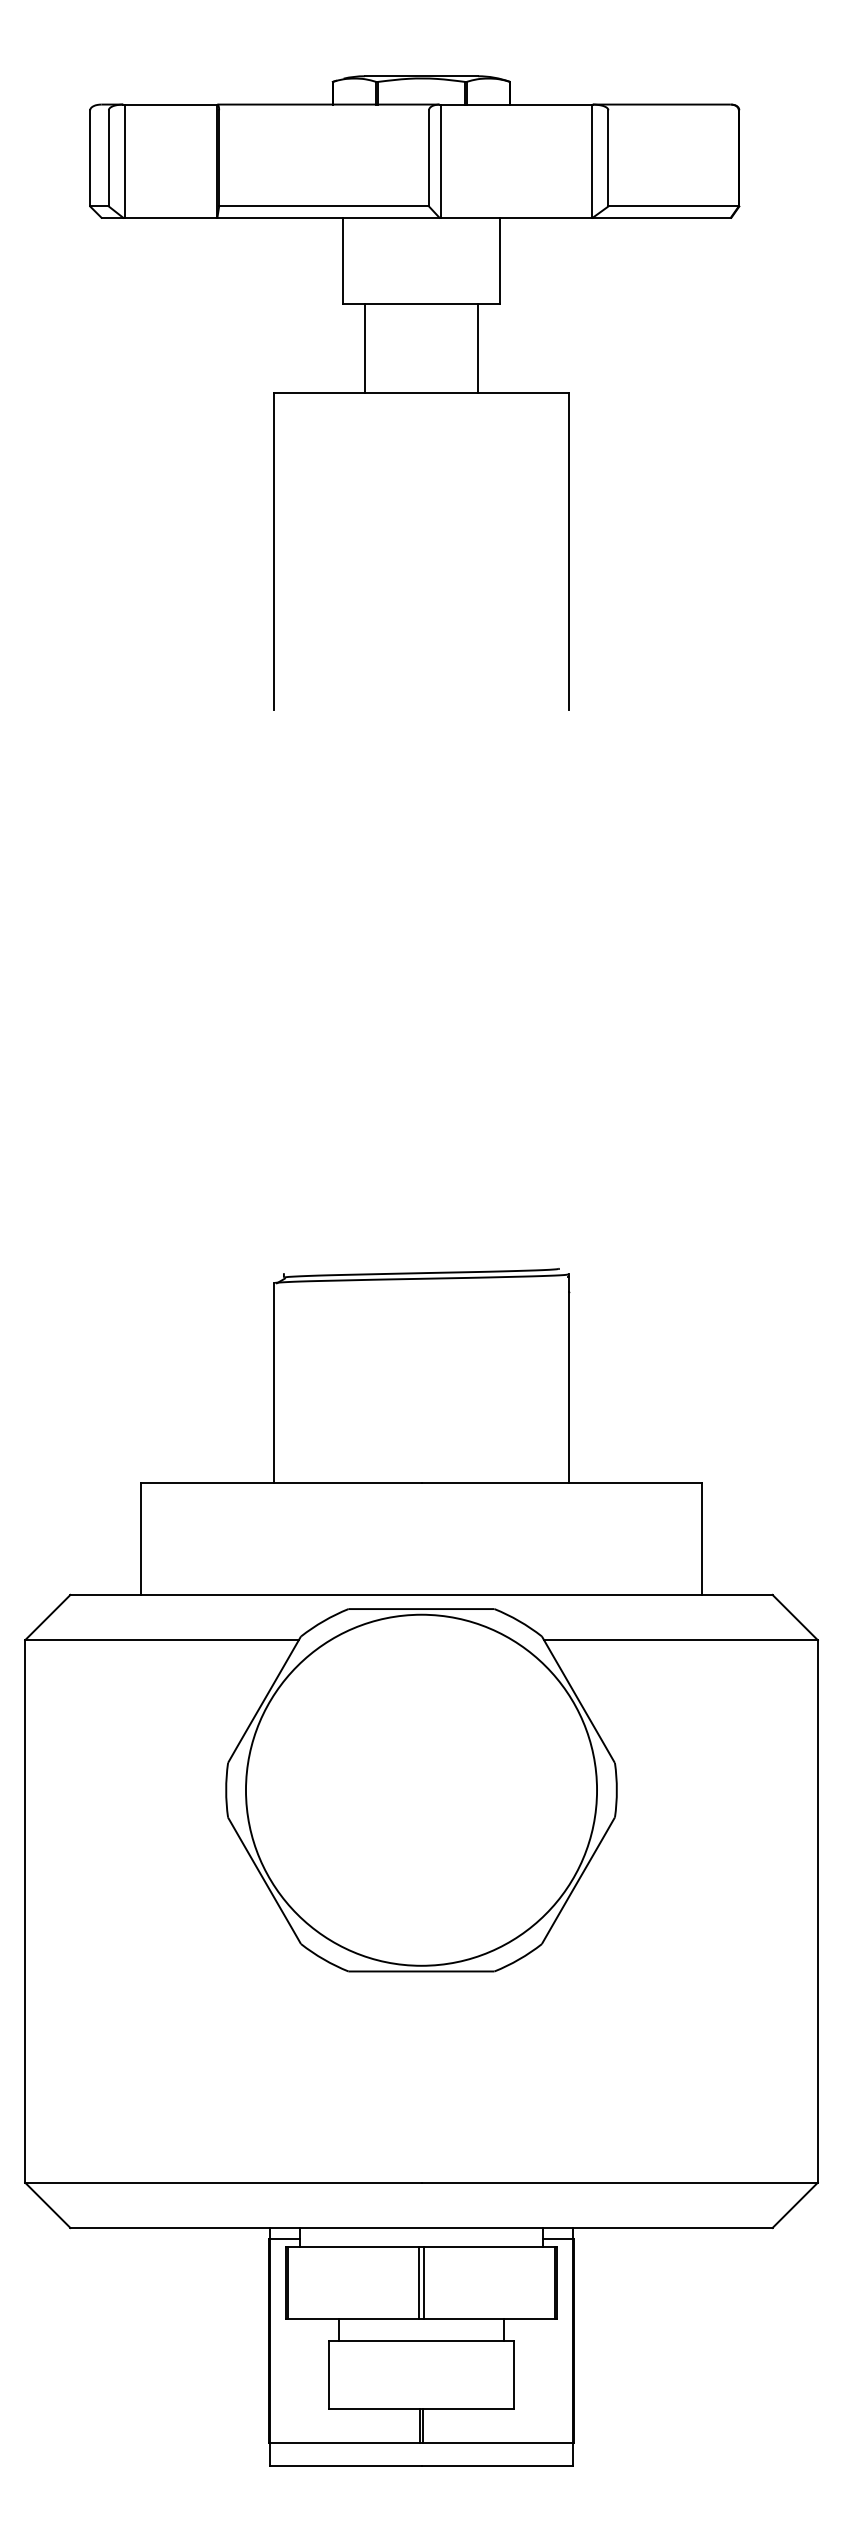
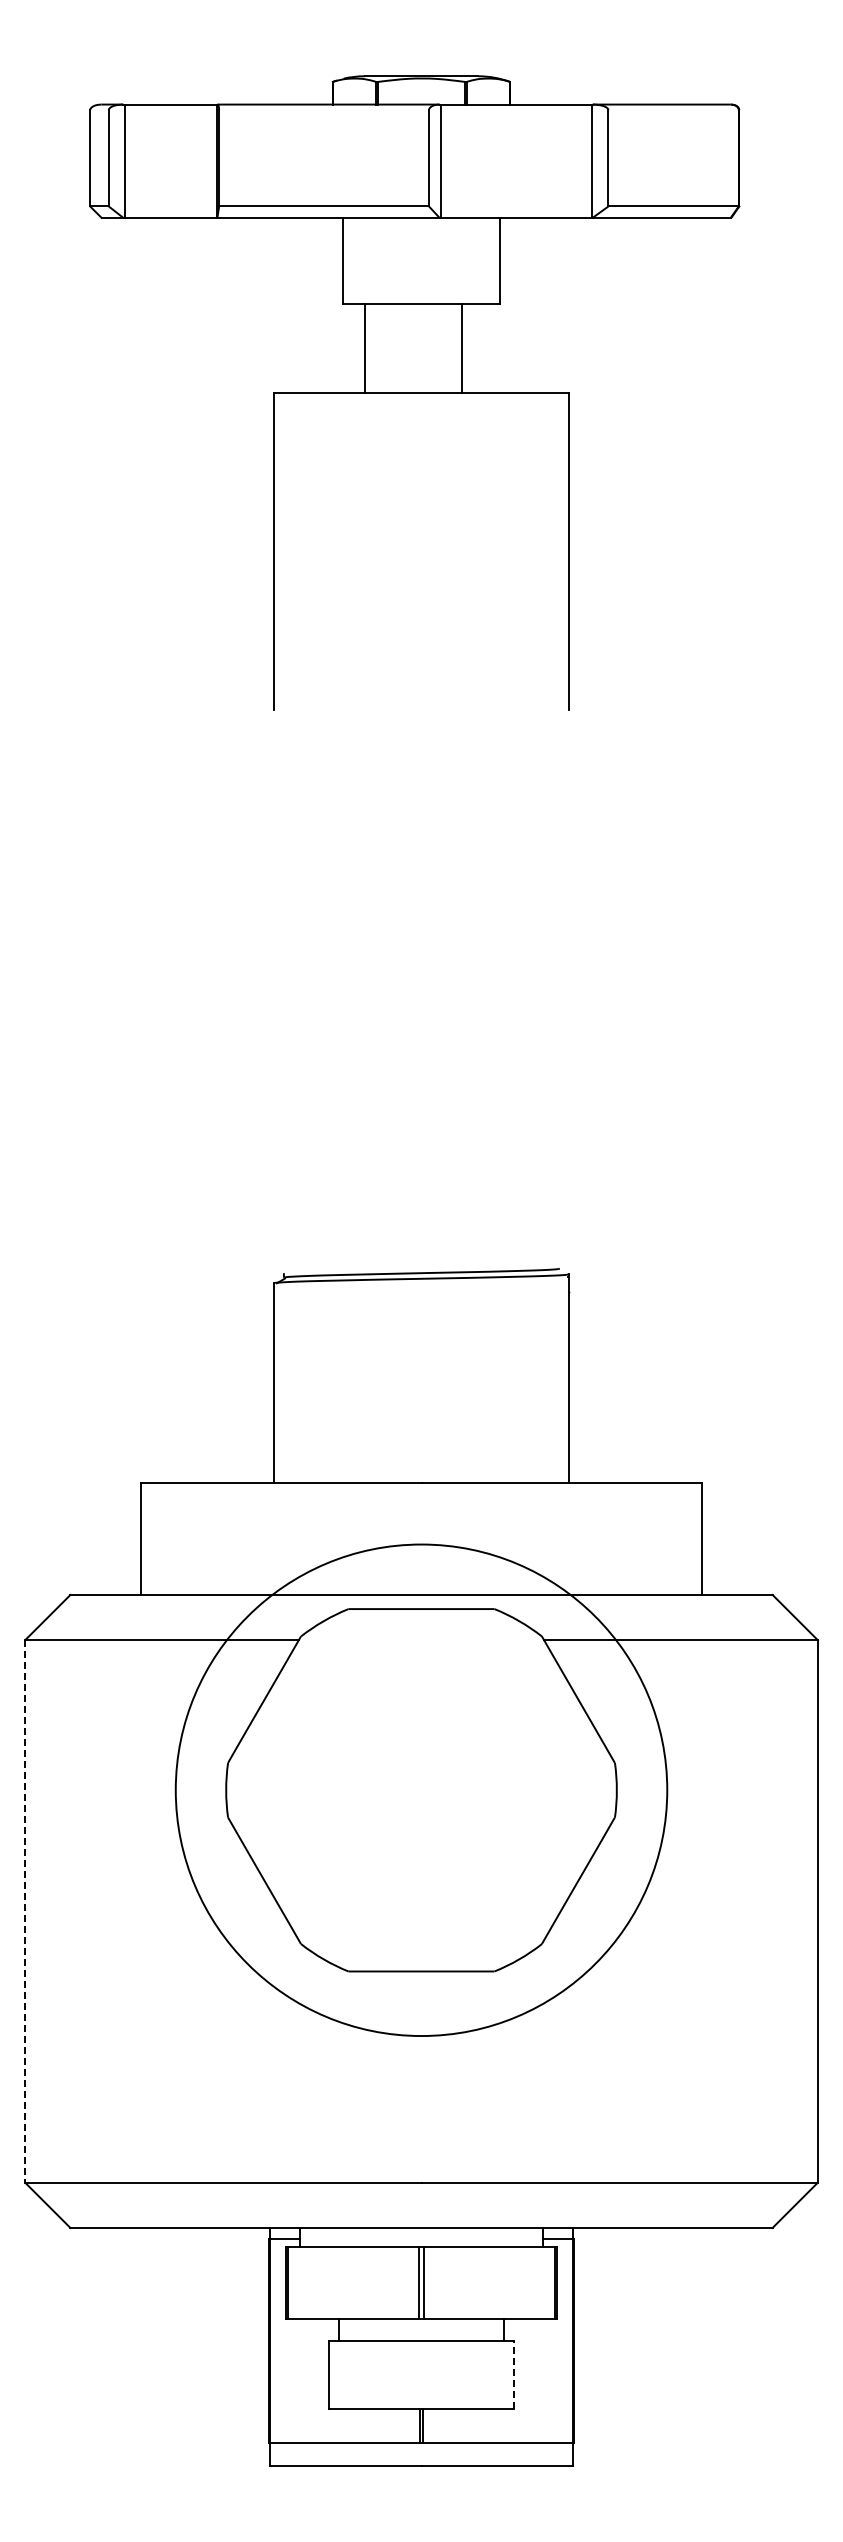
line position: (478, 348) -> (462, 348) (462, 348)
circle diameter: 351 px -> 491 px (421, 1790)
line: solid -> dashed (25, 1911)
line: solid -> dashed (514, 2375)
